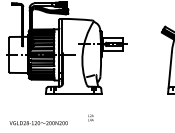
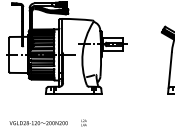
text position: (90, 117) -> (83, 122) (83, 122)
